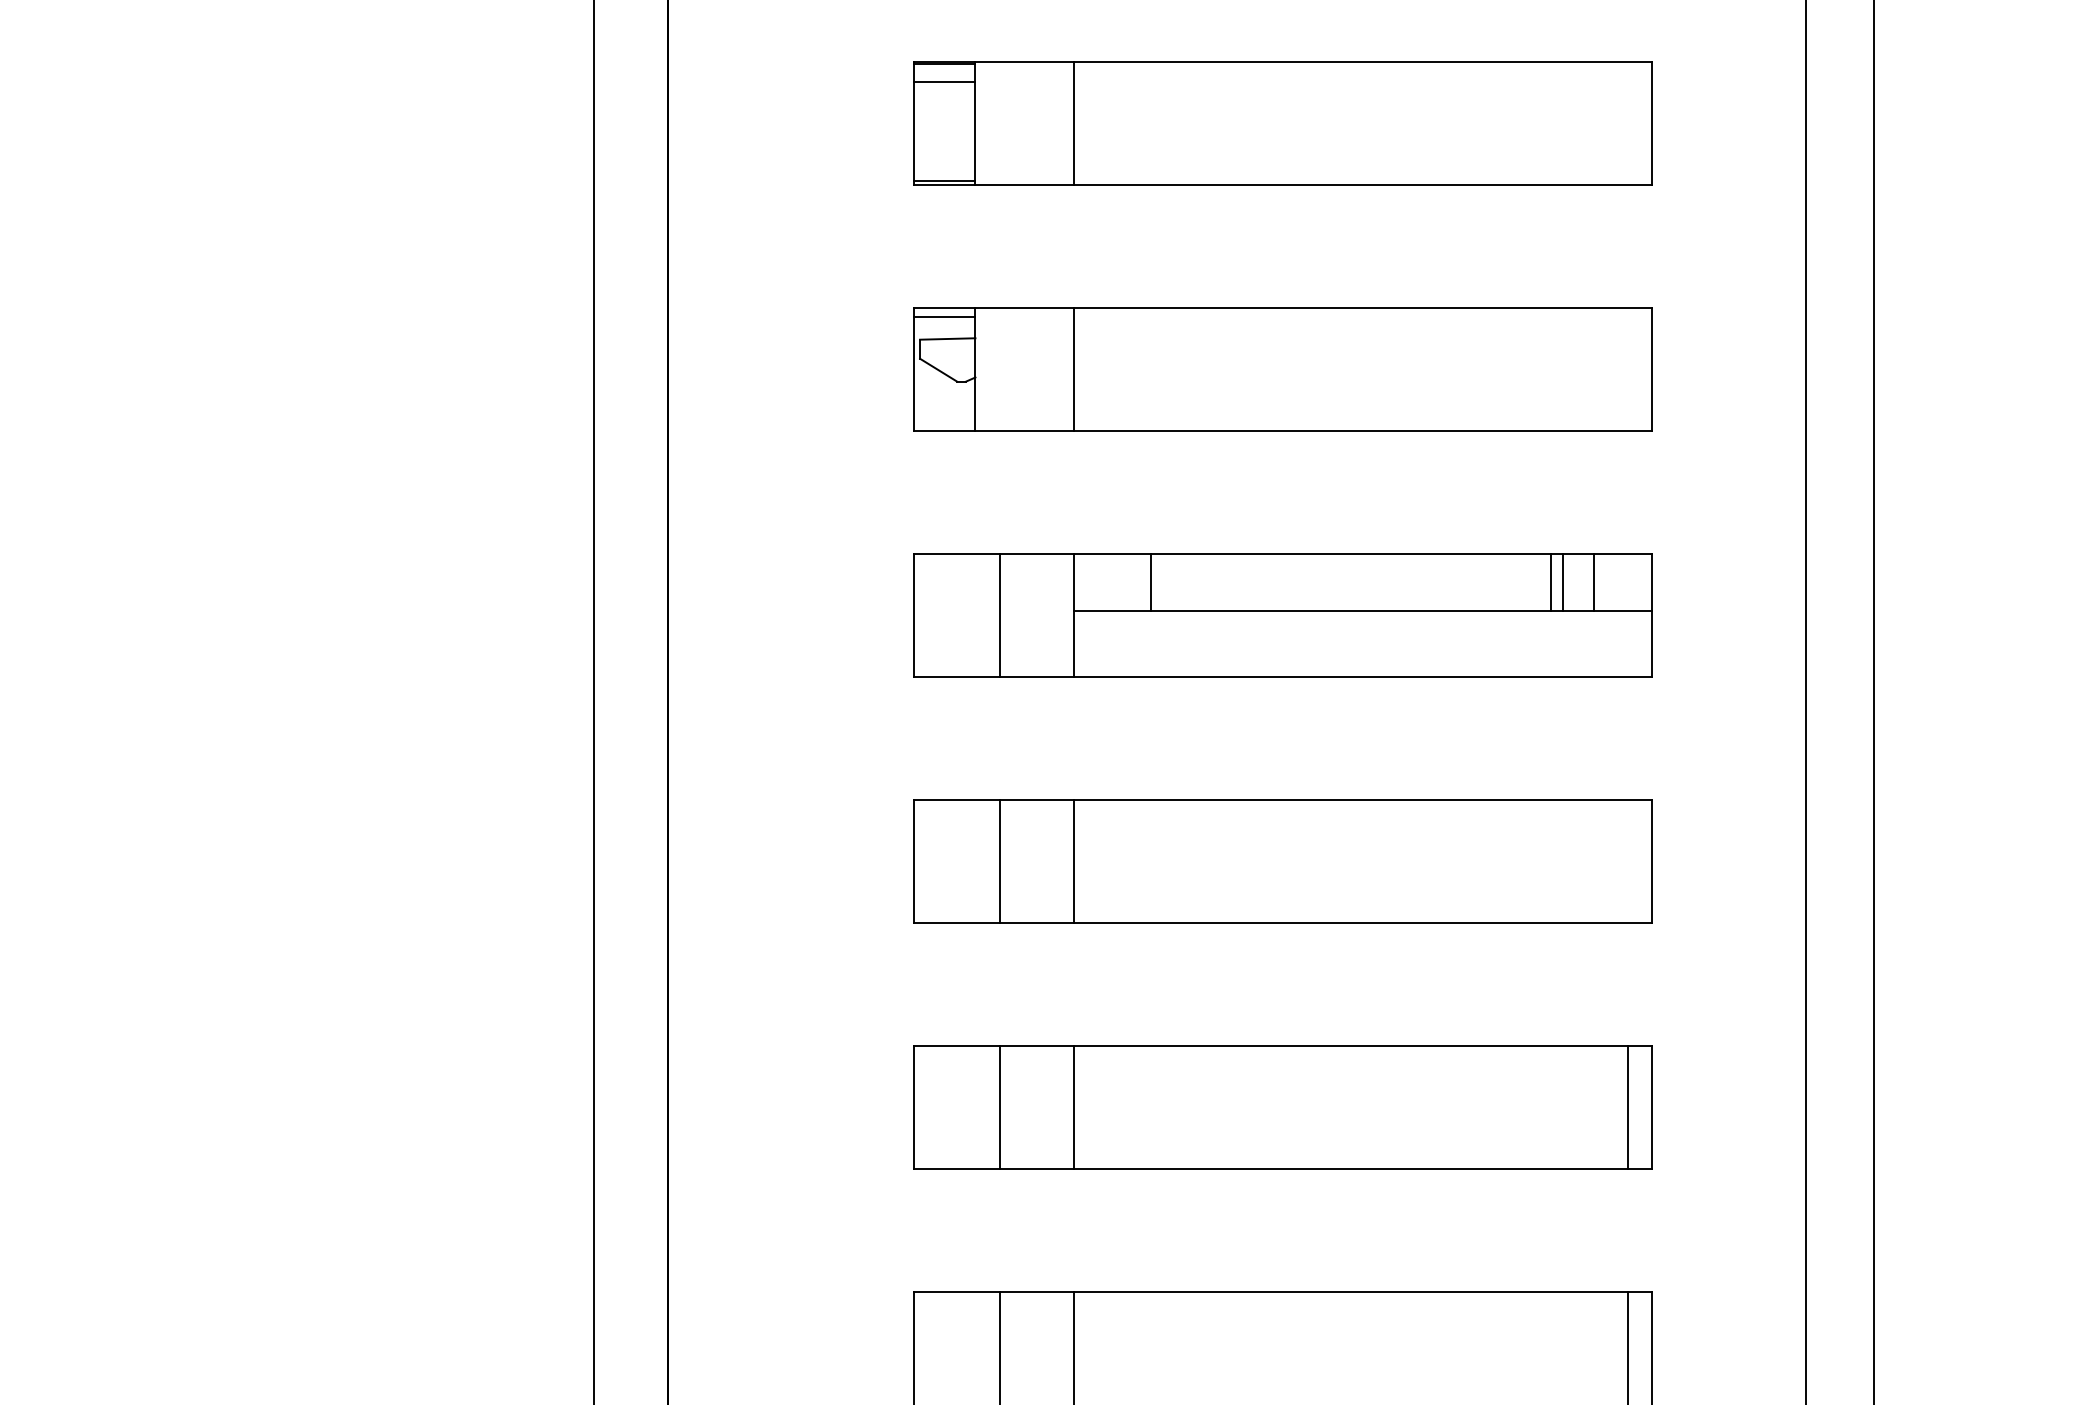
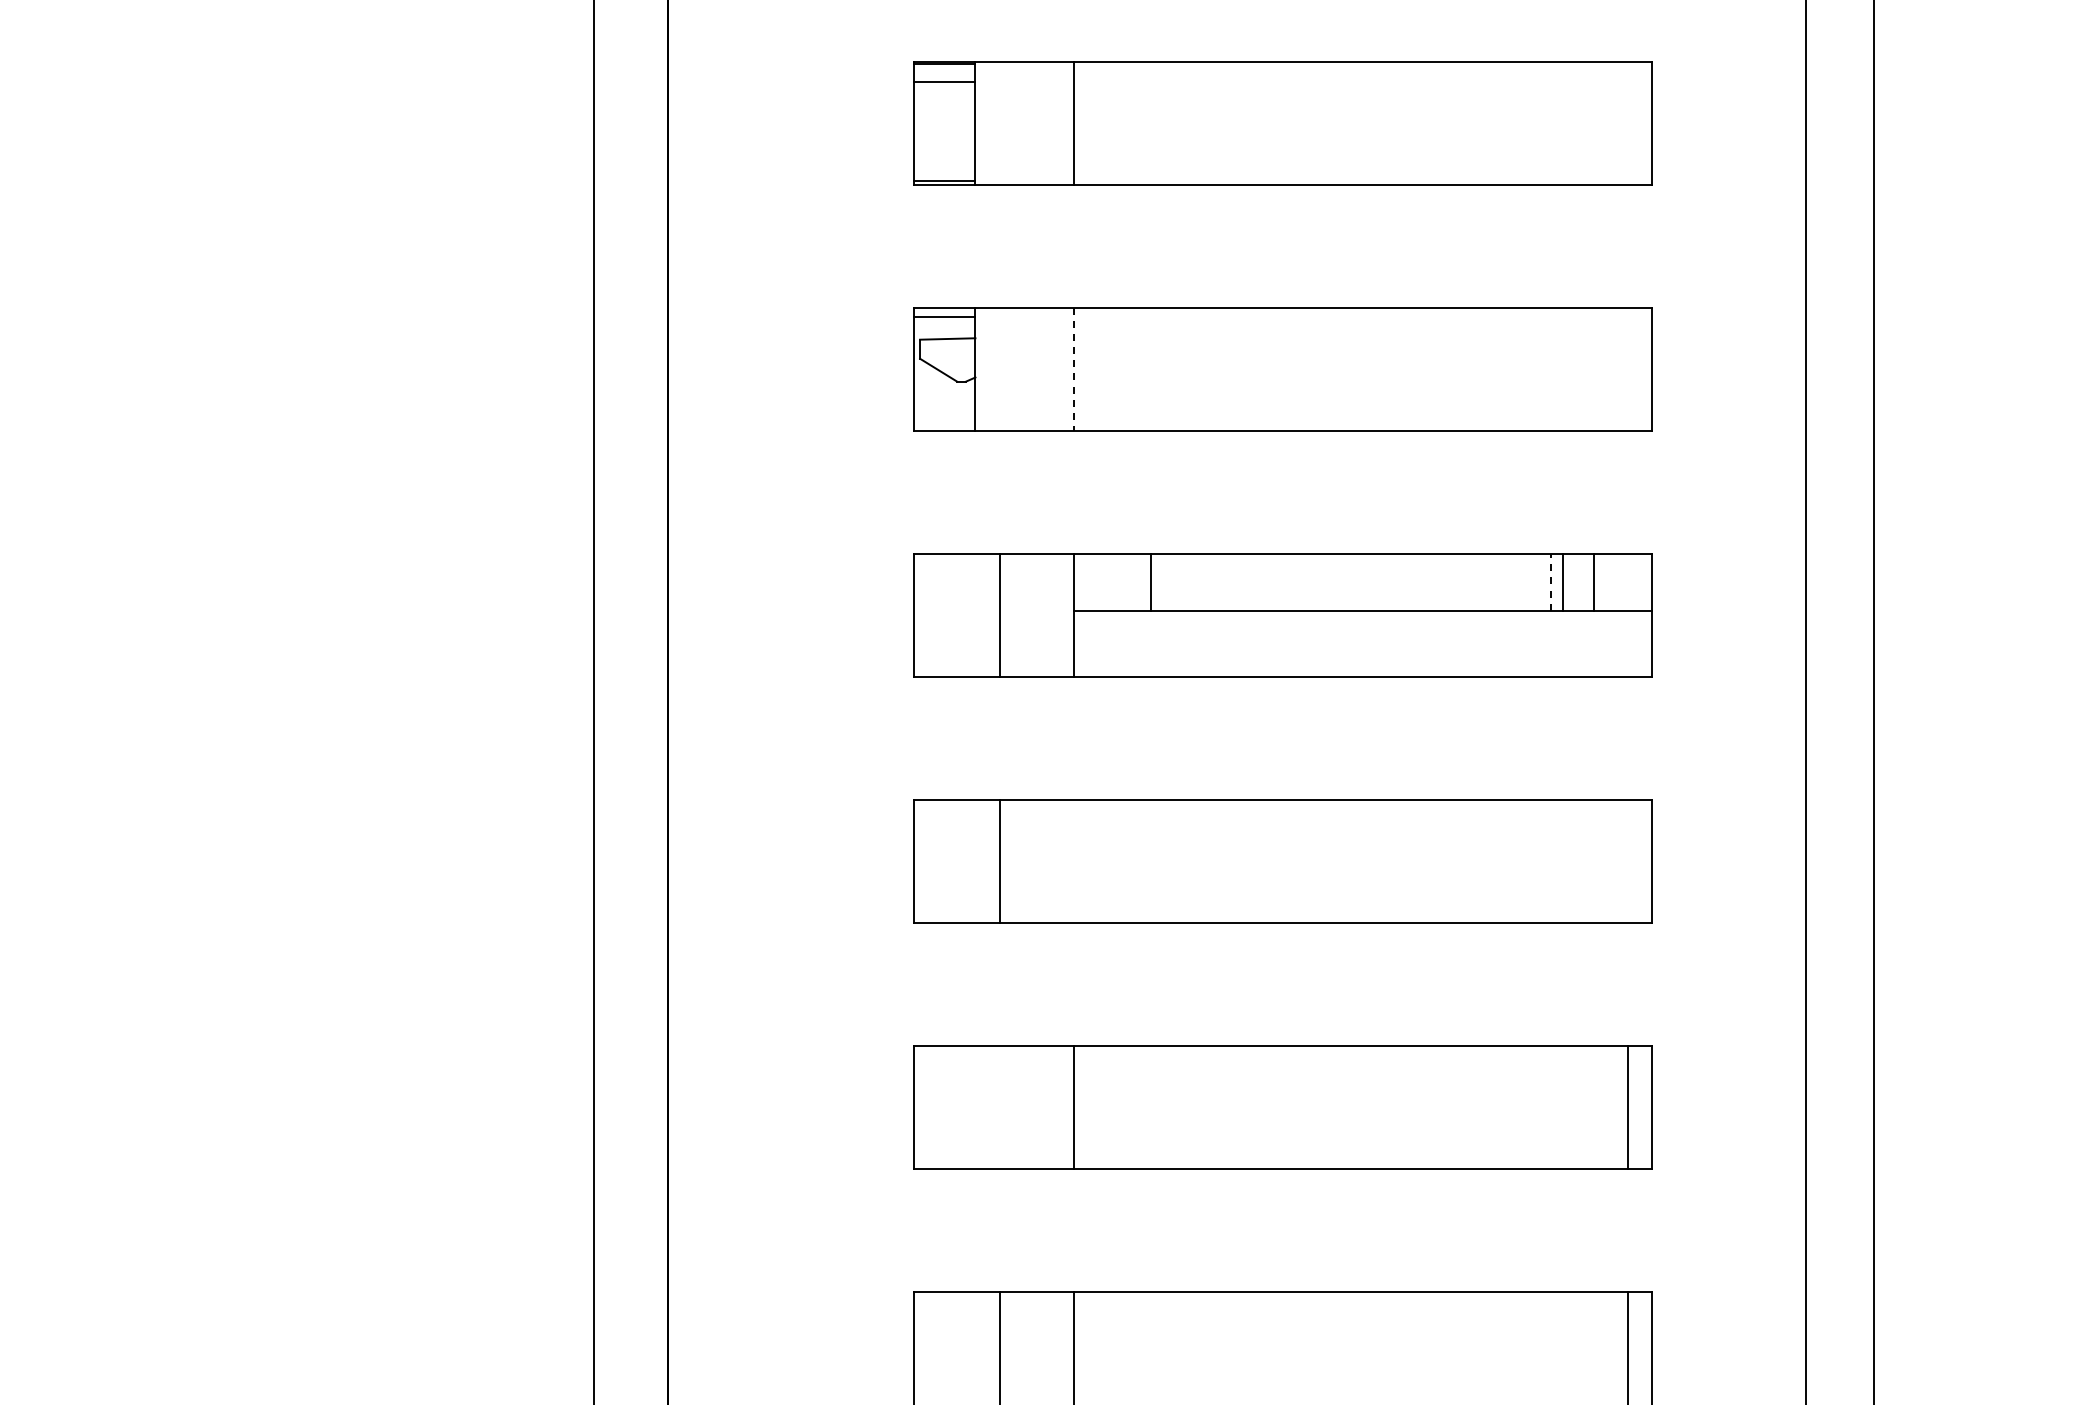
line: solid -> dashed (1073, 369)
line: solid -> dashed (1550, 581)
line: present -> none (1073, 861)
line: present -> none (1000, 1107)
